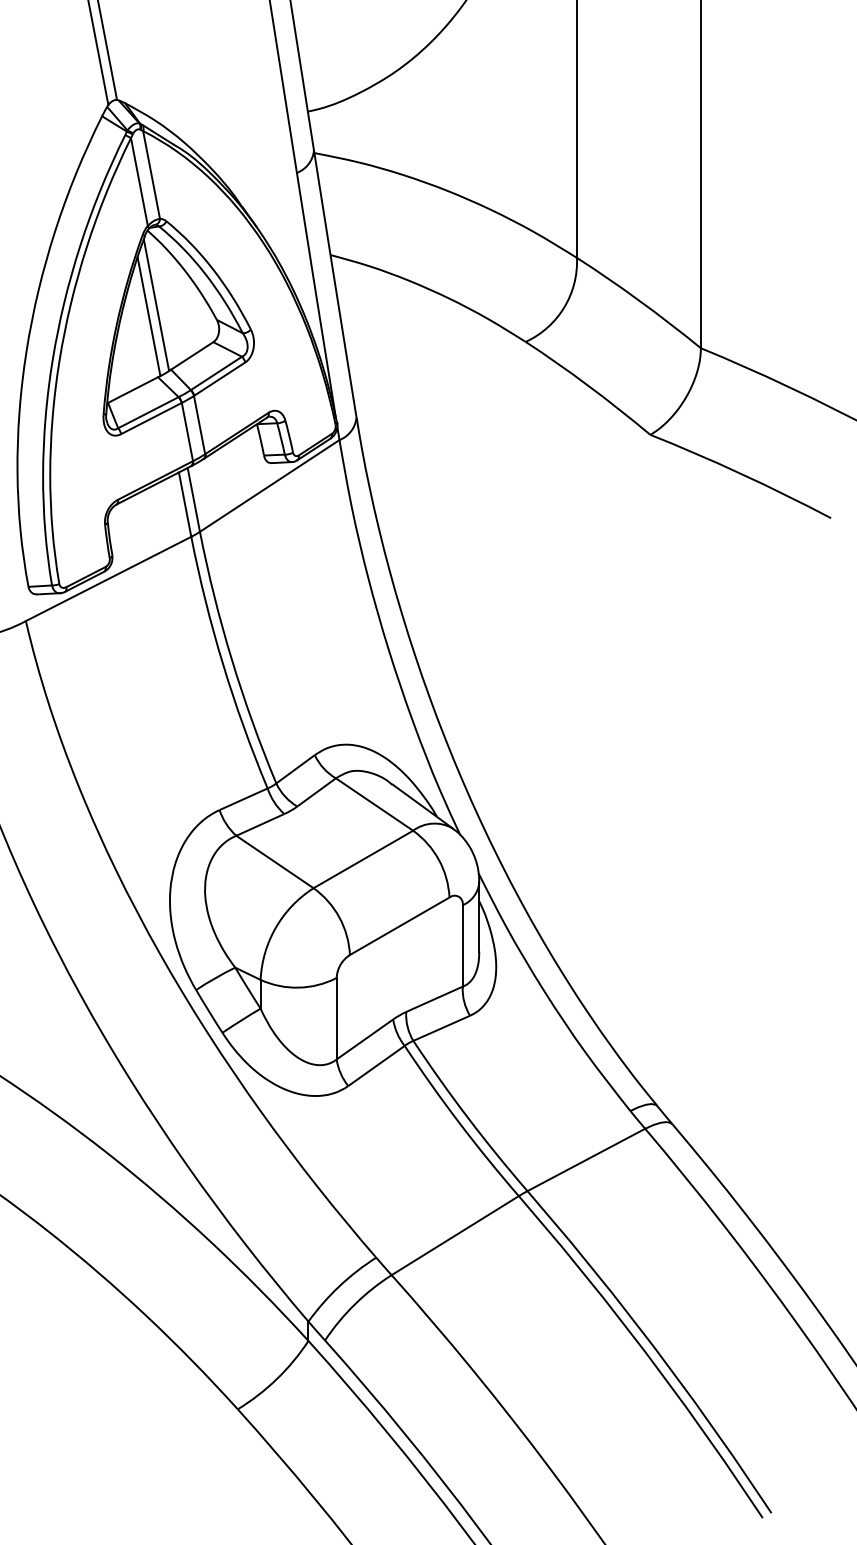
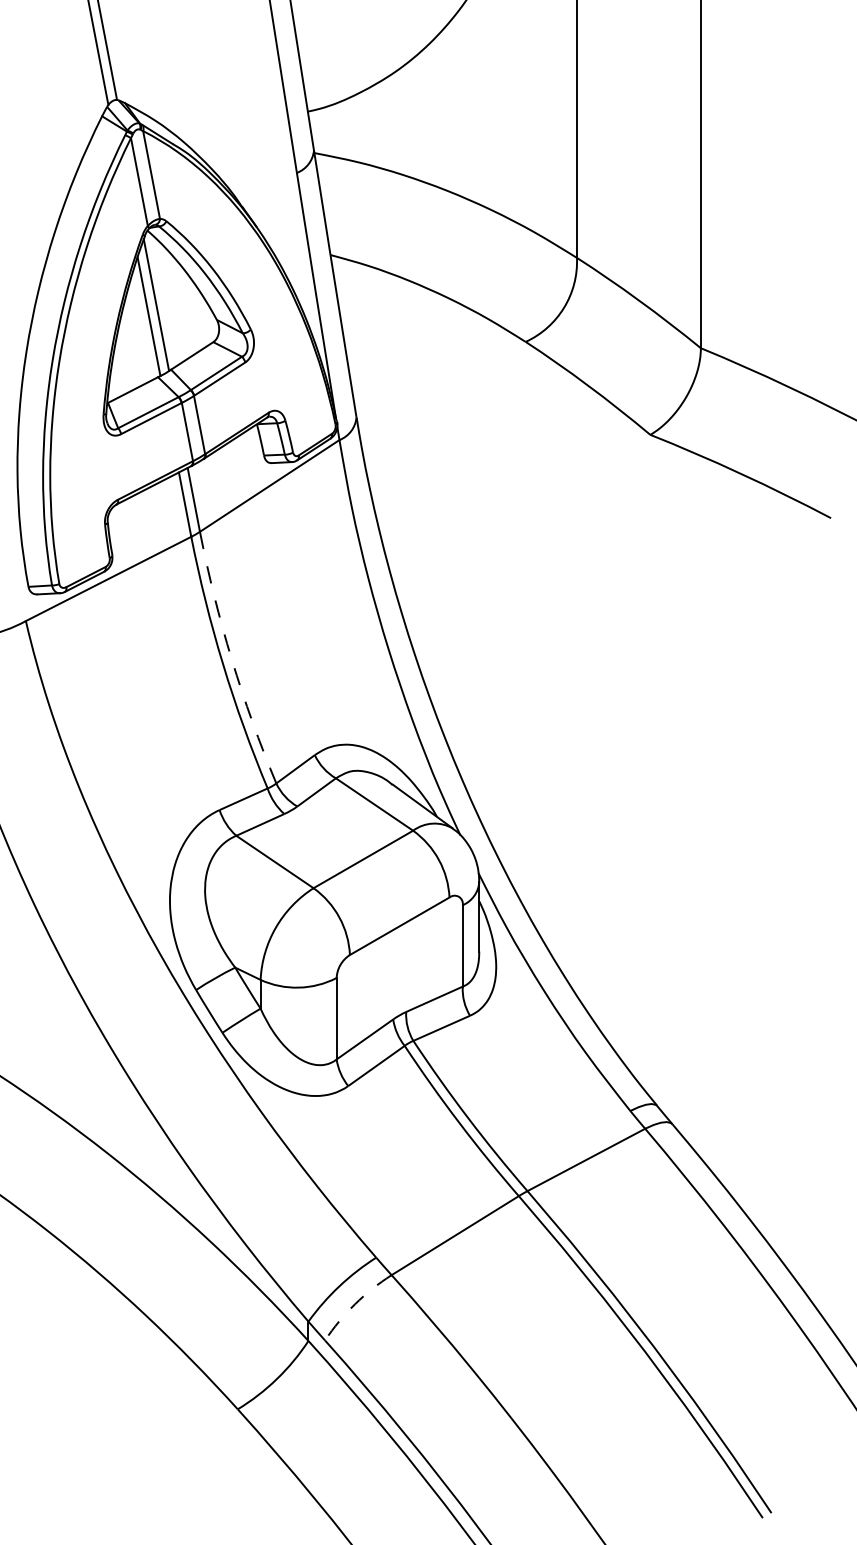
arc: solid -> dashed (231, 659)
arc: solid -> dashed (354, 1304)
